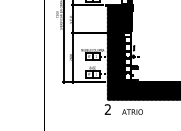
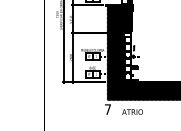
text: 2 -> 7 (107, 109)
